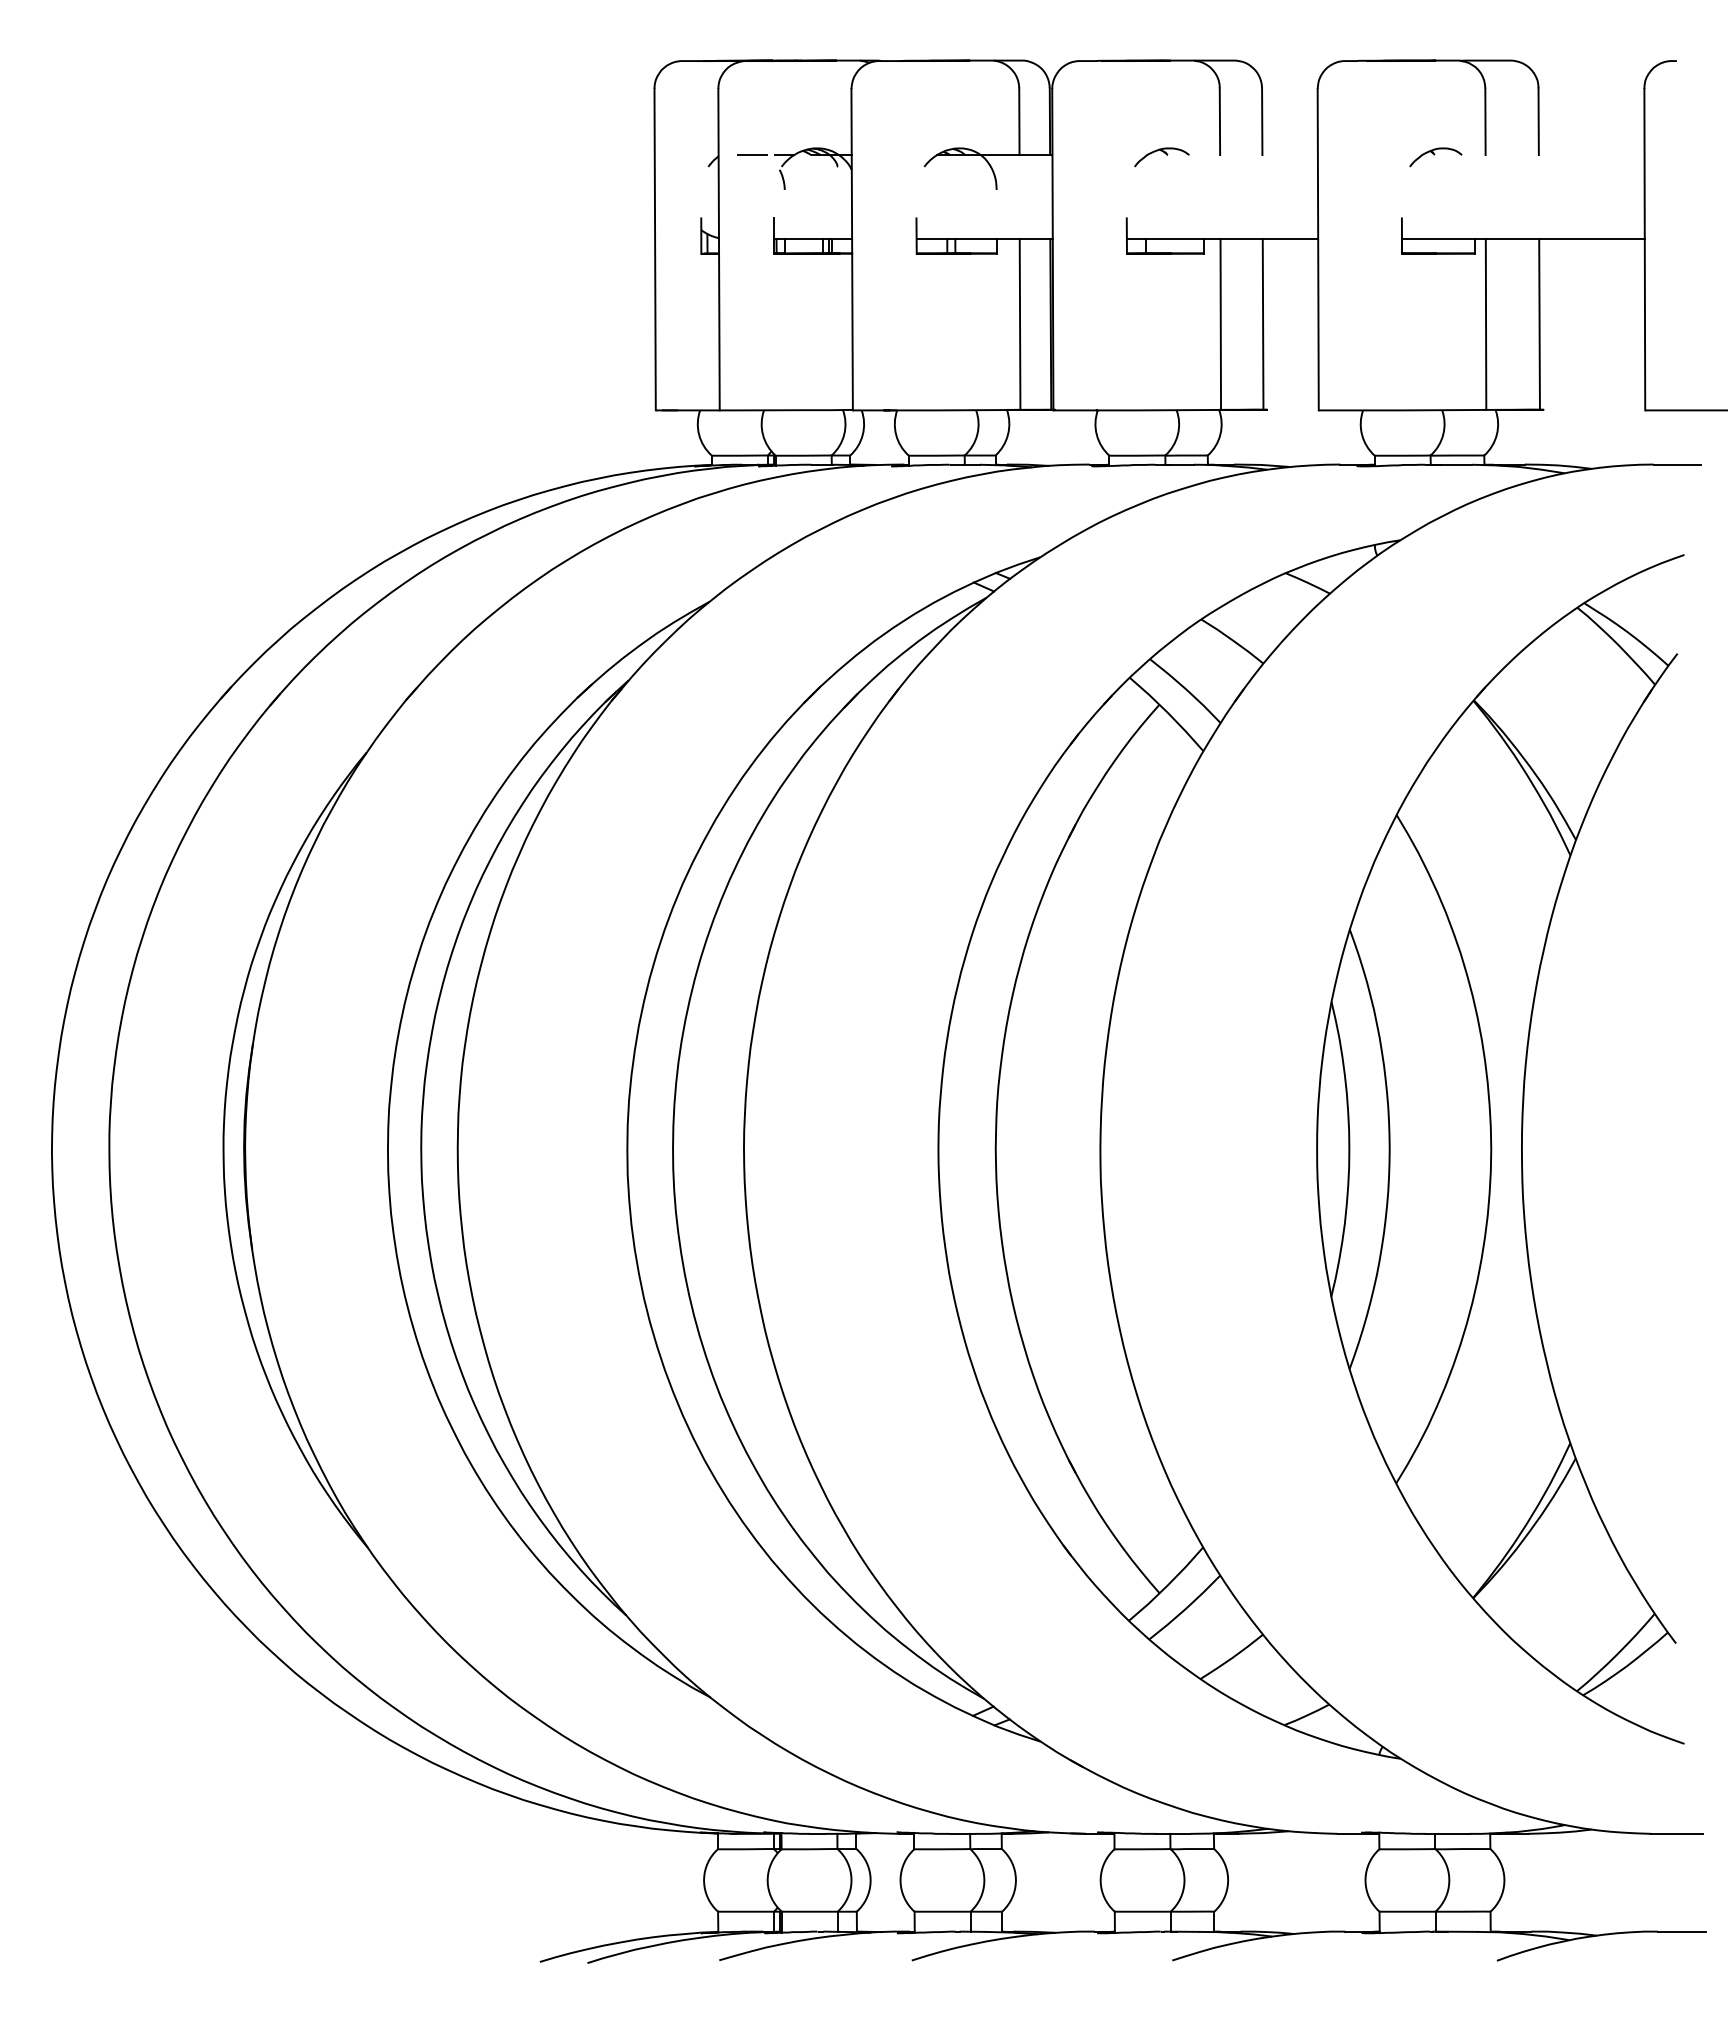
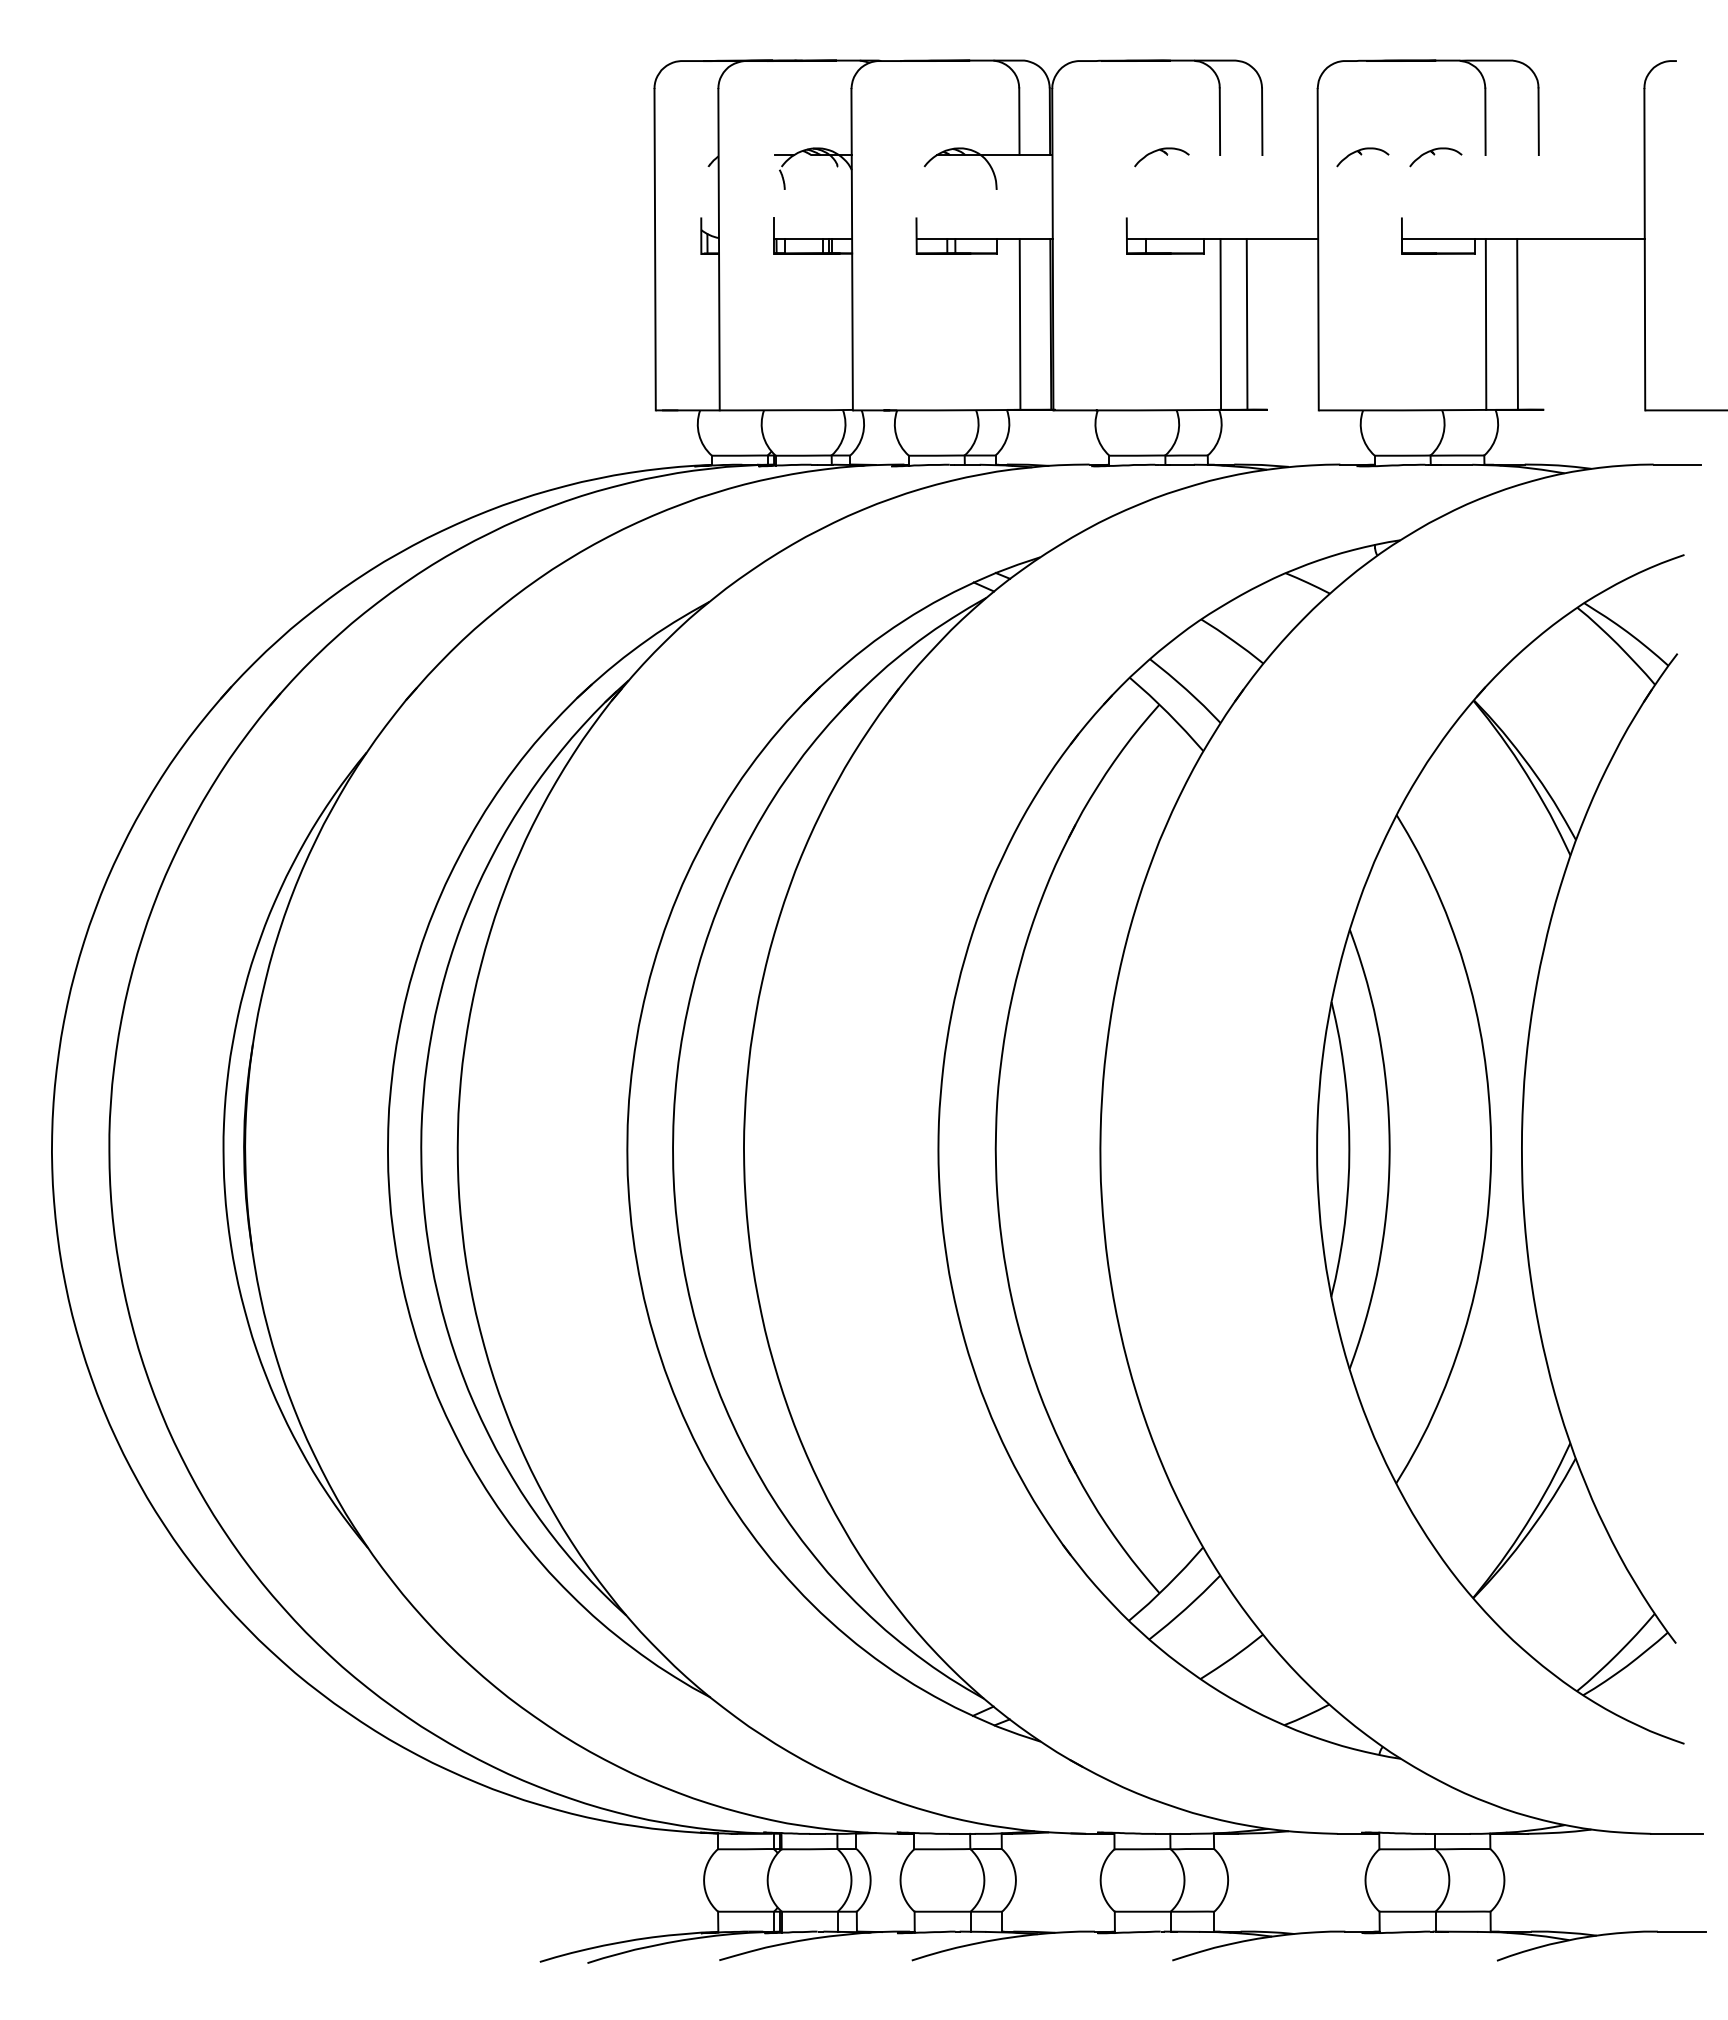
line: present -> none (752, 155)
part: none -> present (1362, 157)
line position: (1262, 324) -> (1246, 324) (1246, 324)
line position: (1539, 324) -> (1517, 324) (1517, 324)
